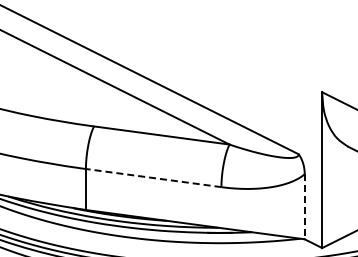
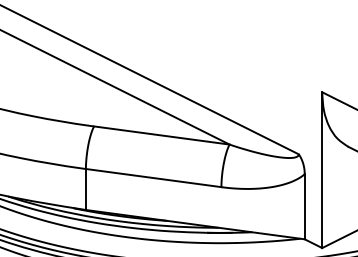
line: dashed -> solid (153, 178)
line: dashed -> solid (304, 206)
